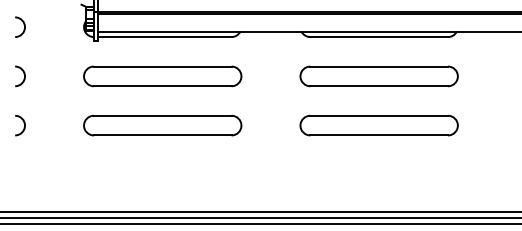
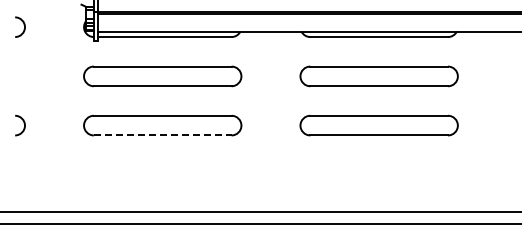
arc: present -> none (23, 74)
line: solid -> dashed (162, 135)
line: present -> none (260, 218)
